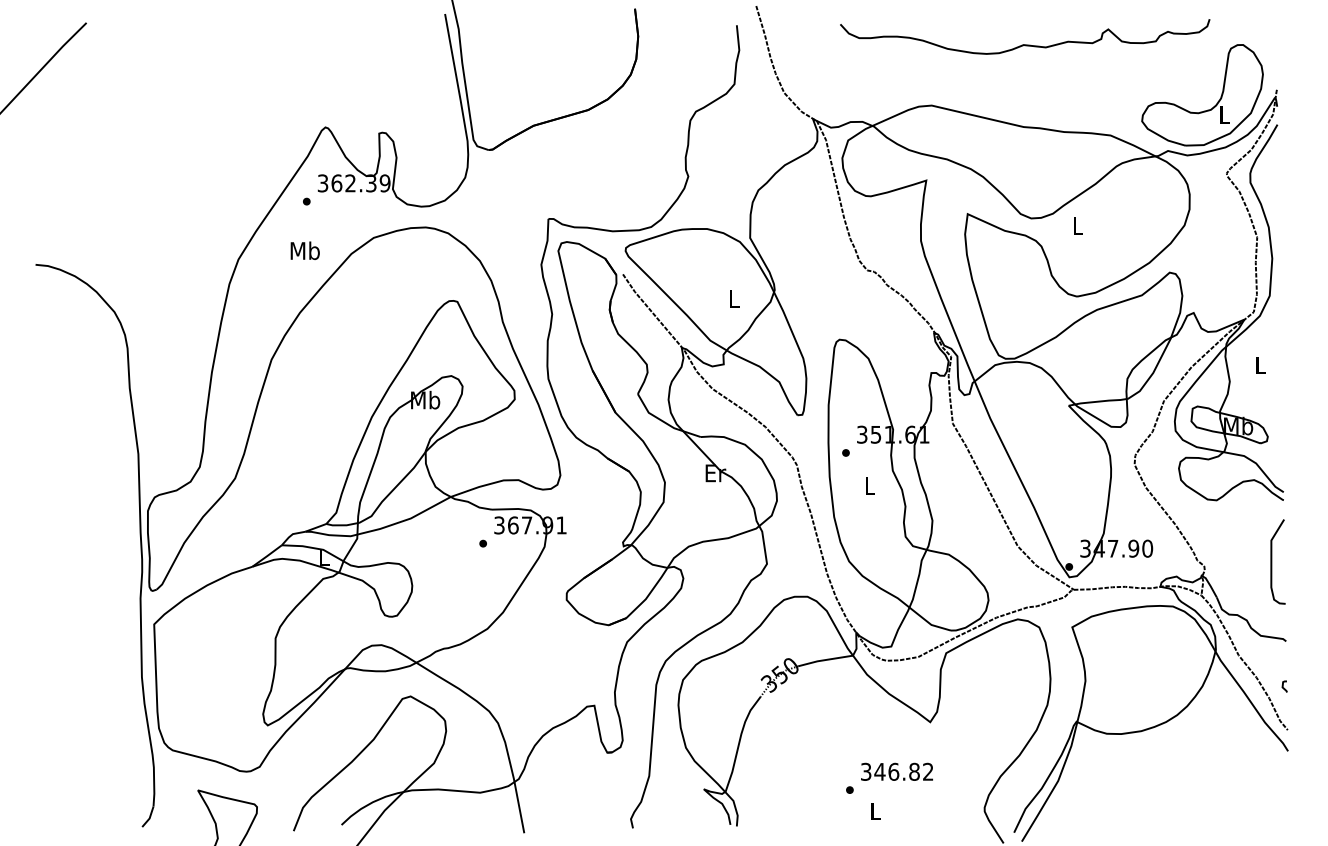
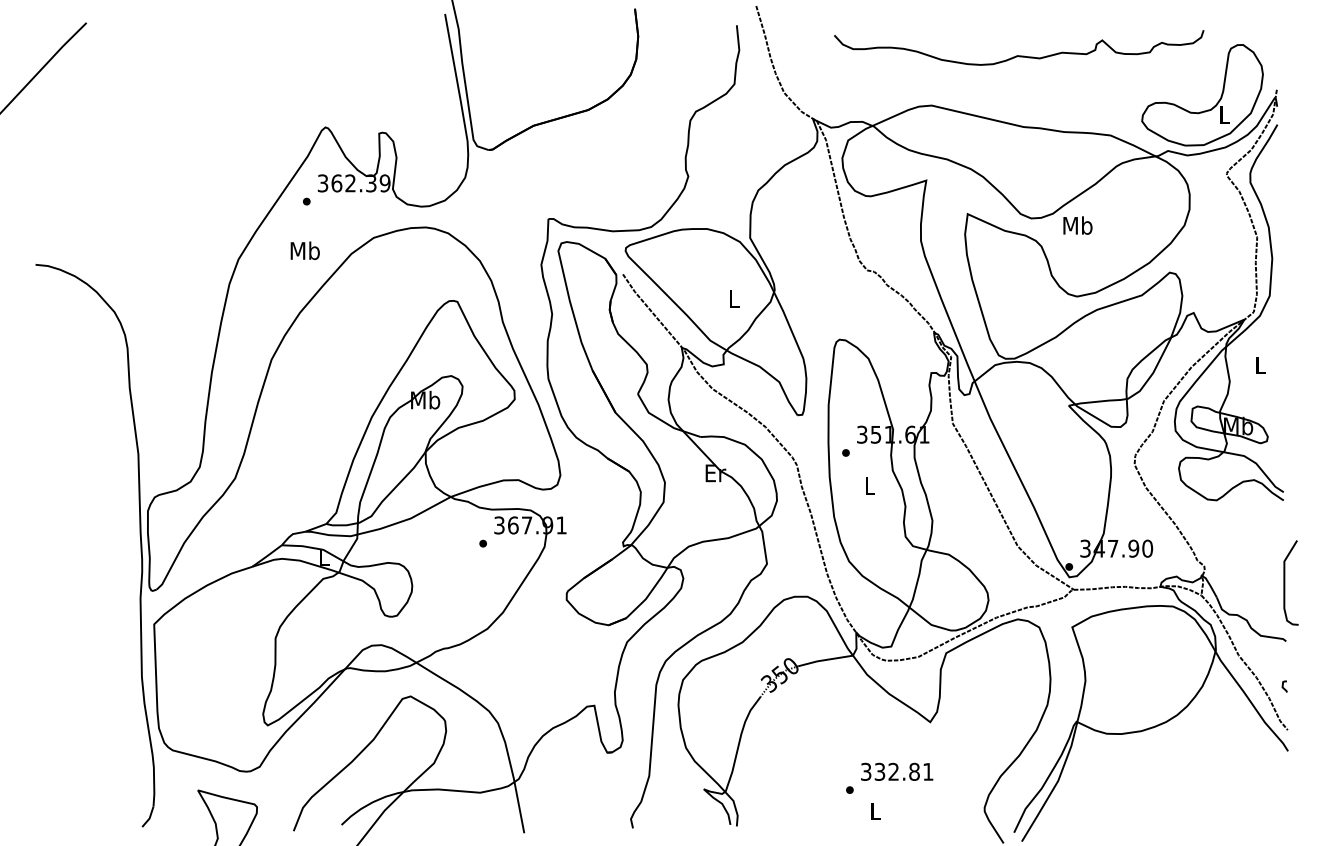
curve position: (1025, 44) -> (1019, 55) (1019, 55)
text: L -> Mb (1077, 225)
curve position: (1272, 561) -> (1285, 582) (1285, 582)
text: 346.82 -> 332.81 (903, 771)
